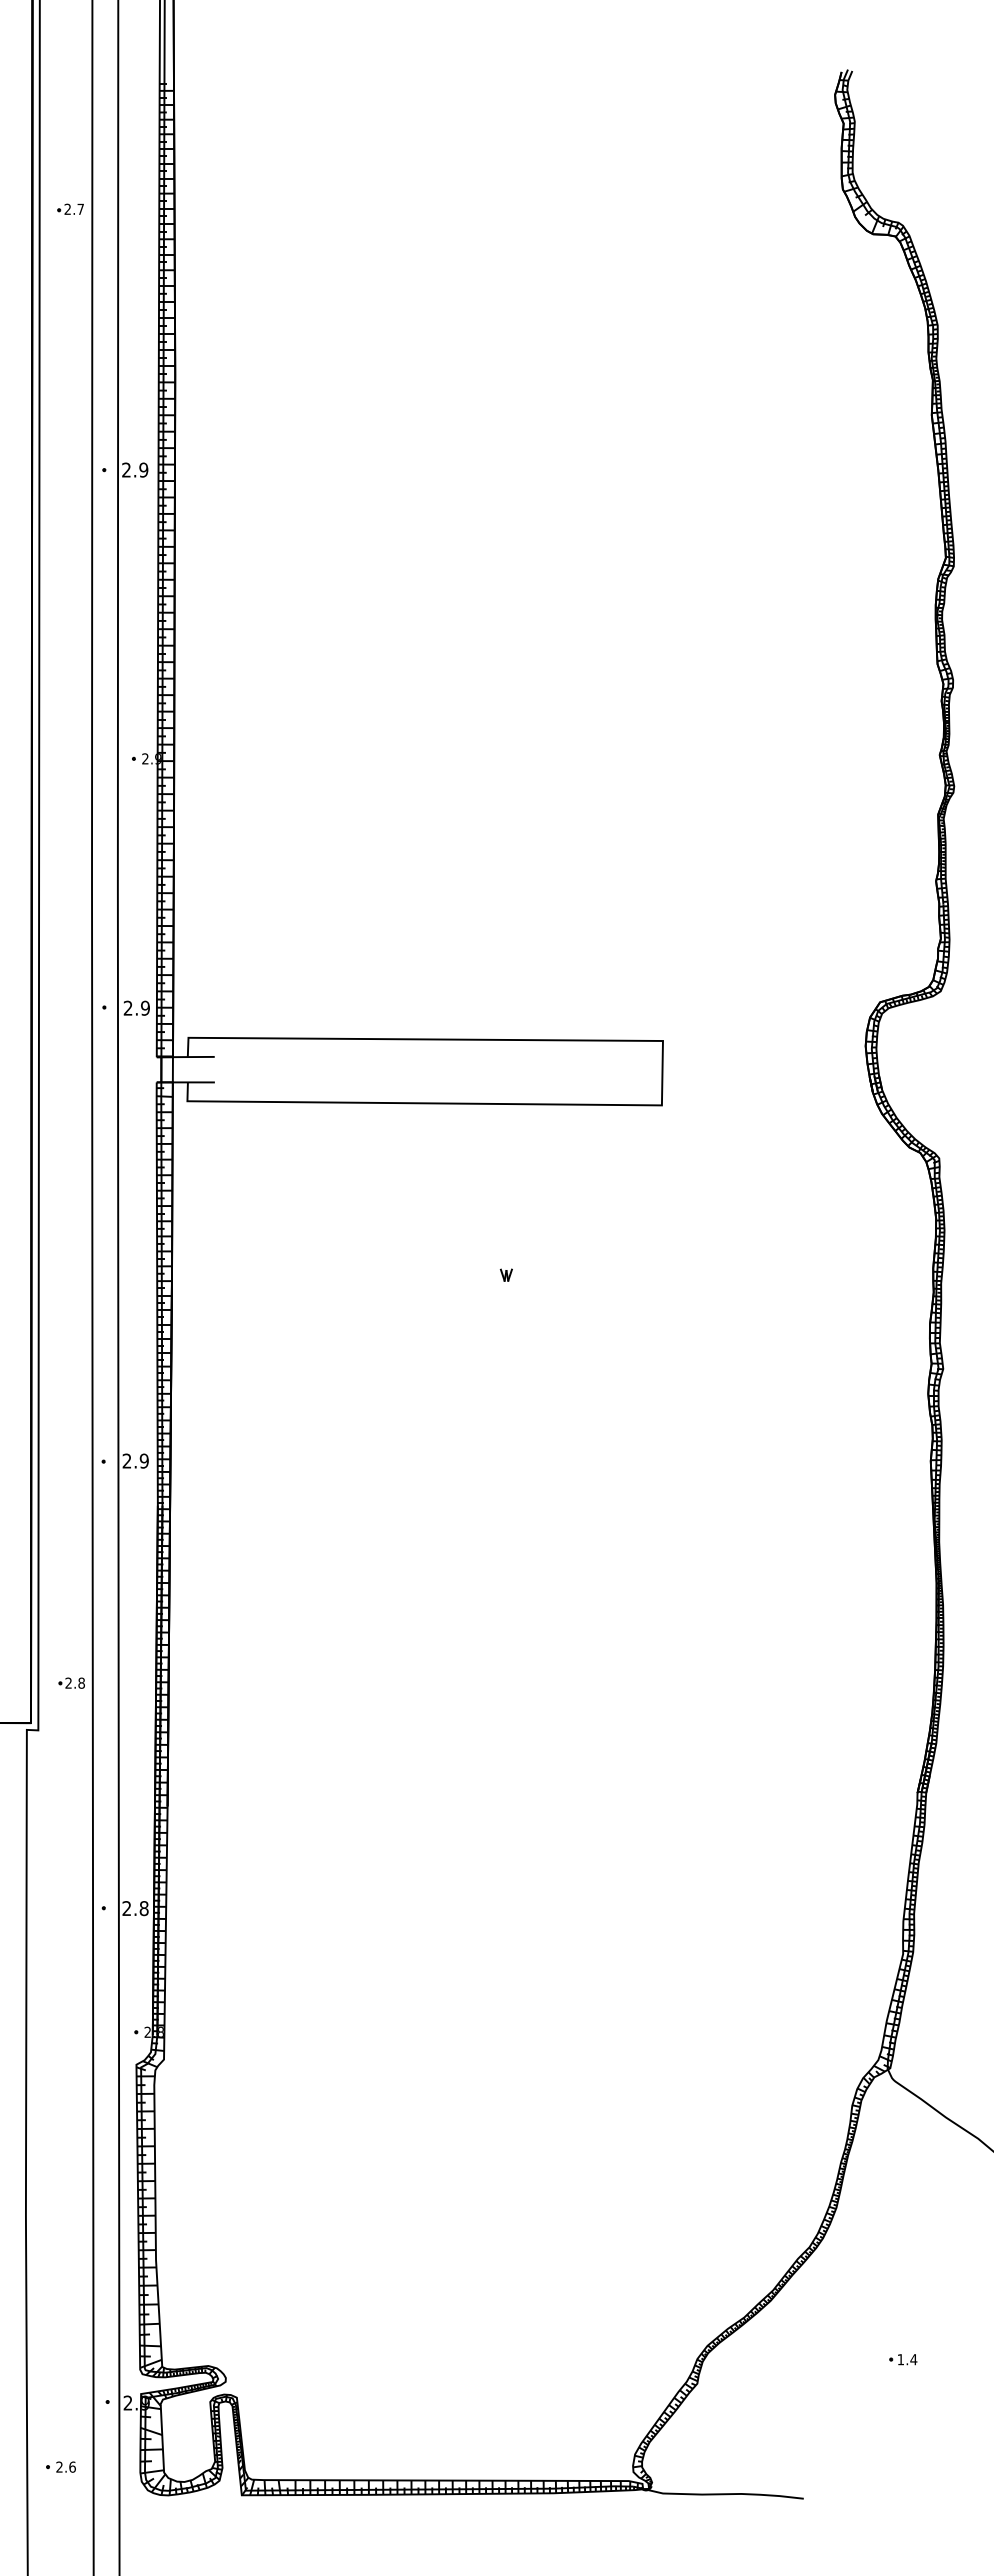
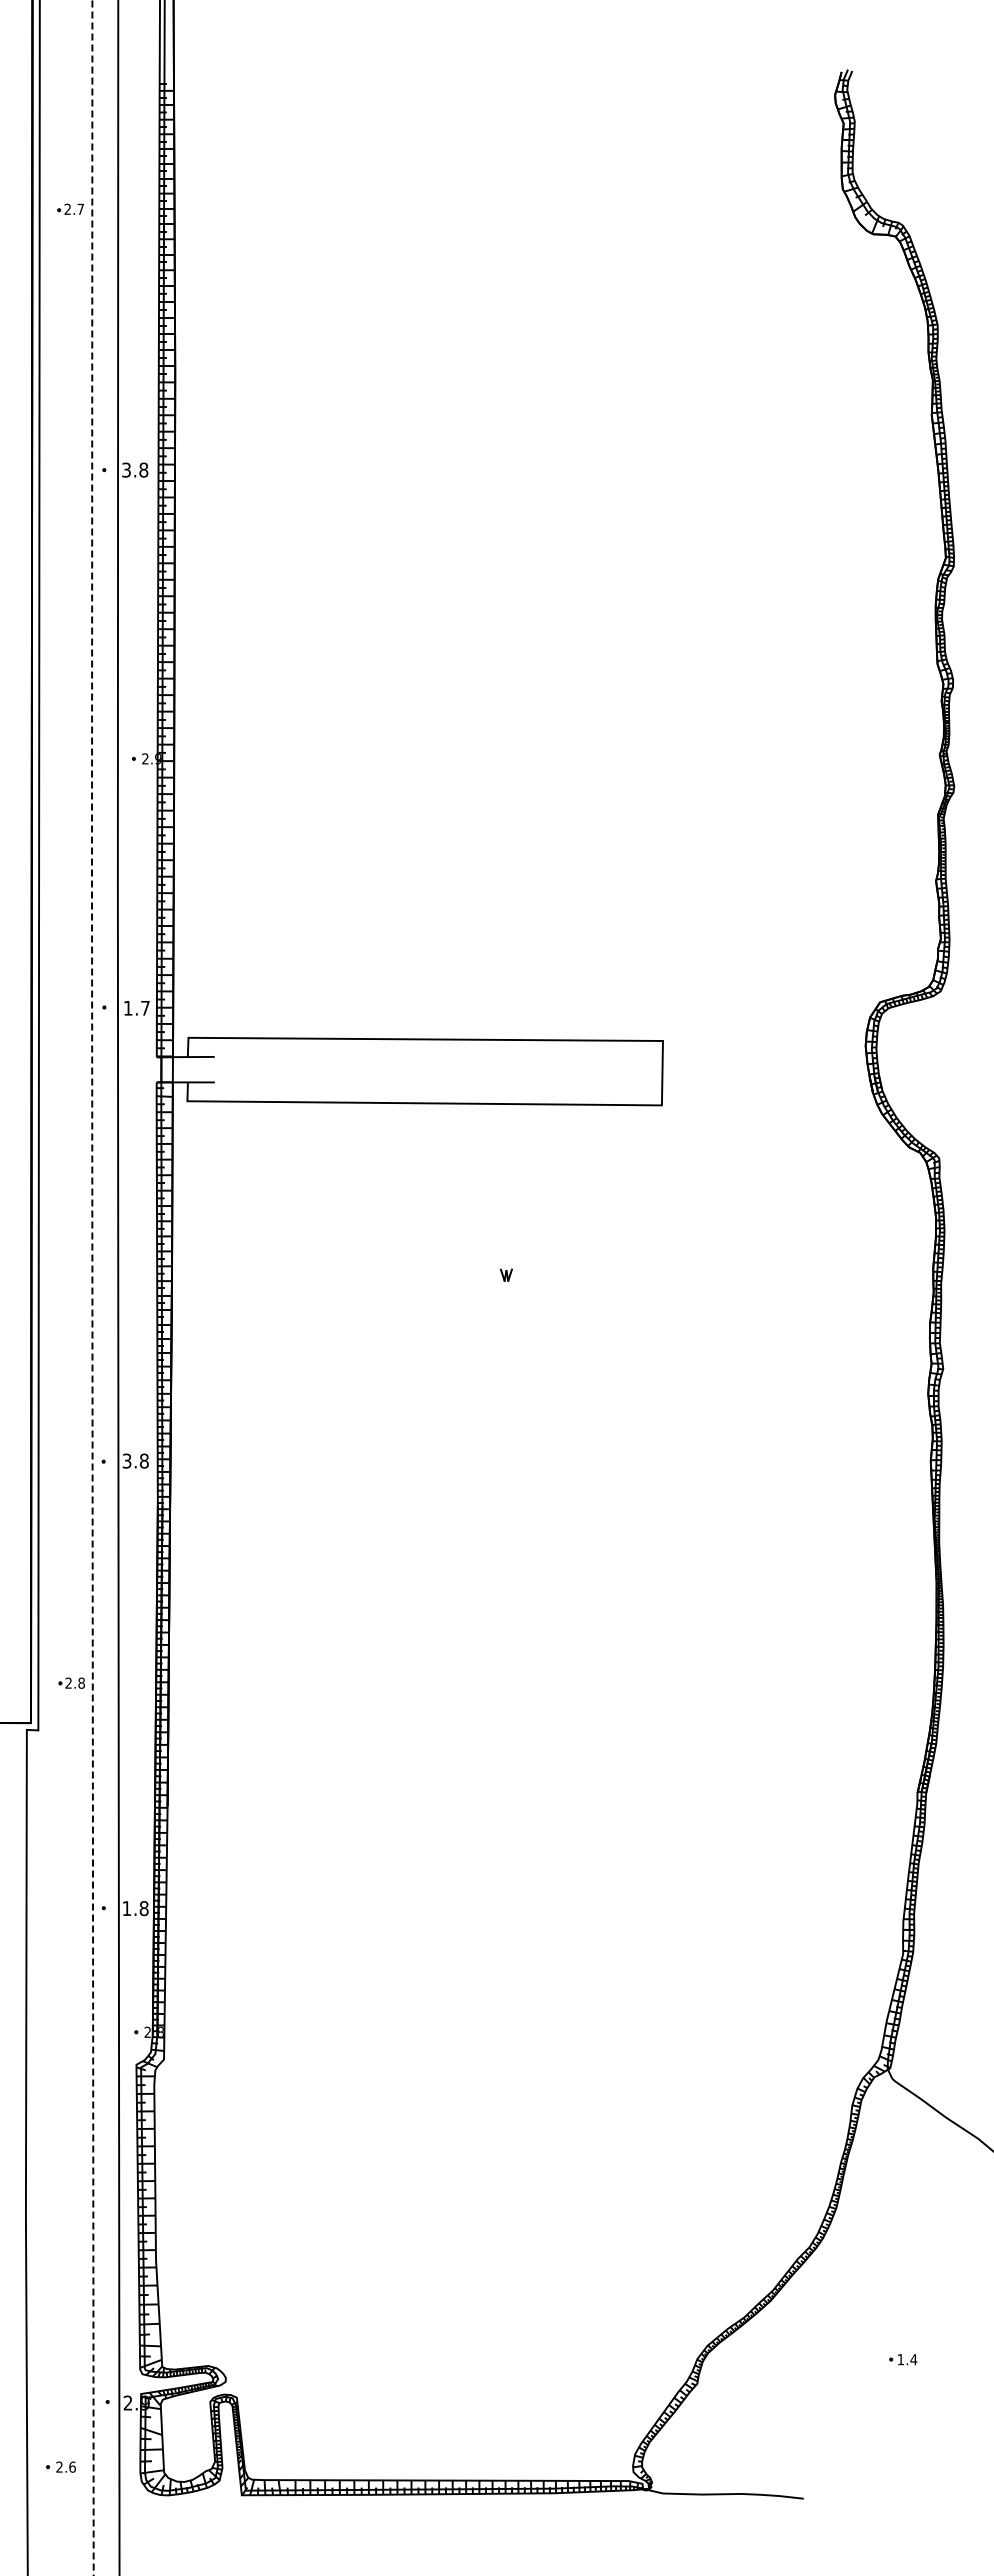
text: 2.9 -> 3.8 (135, 469)
text: 2.9 -> 1.7 (136, 1007)
line: solid -> dashed (92, 1287)
text: 2.9 -> 3.8 (135, 1460)
text: 2.8 -> 1.8 (126, 1908)
